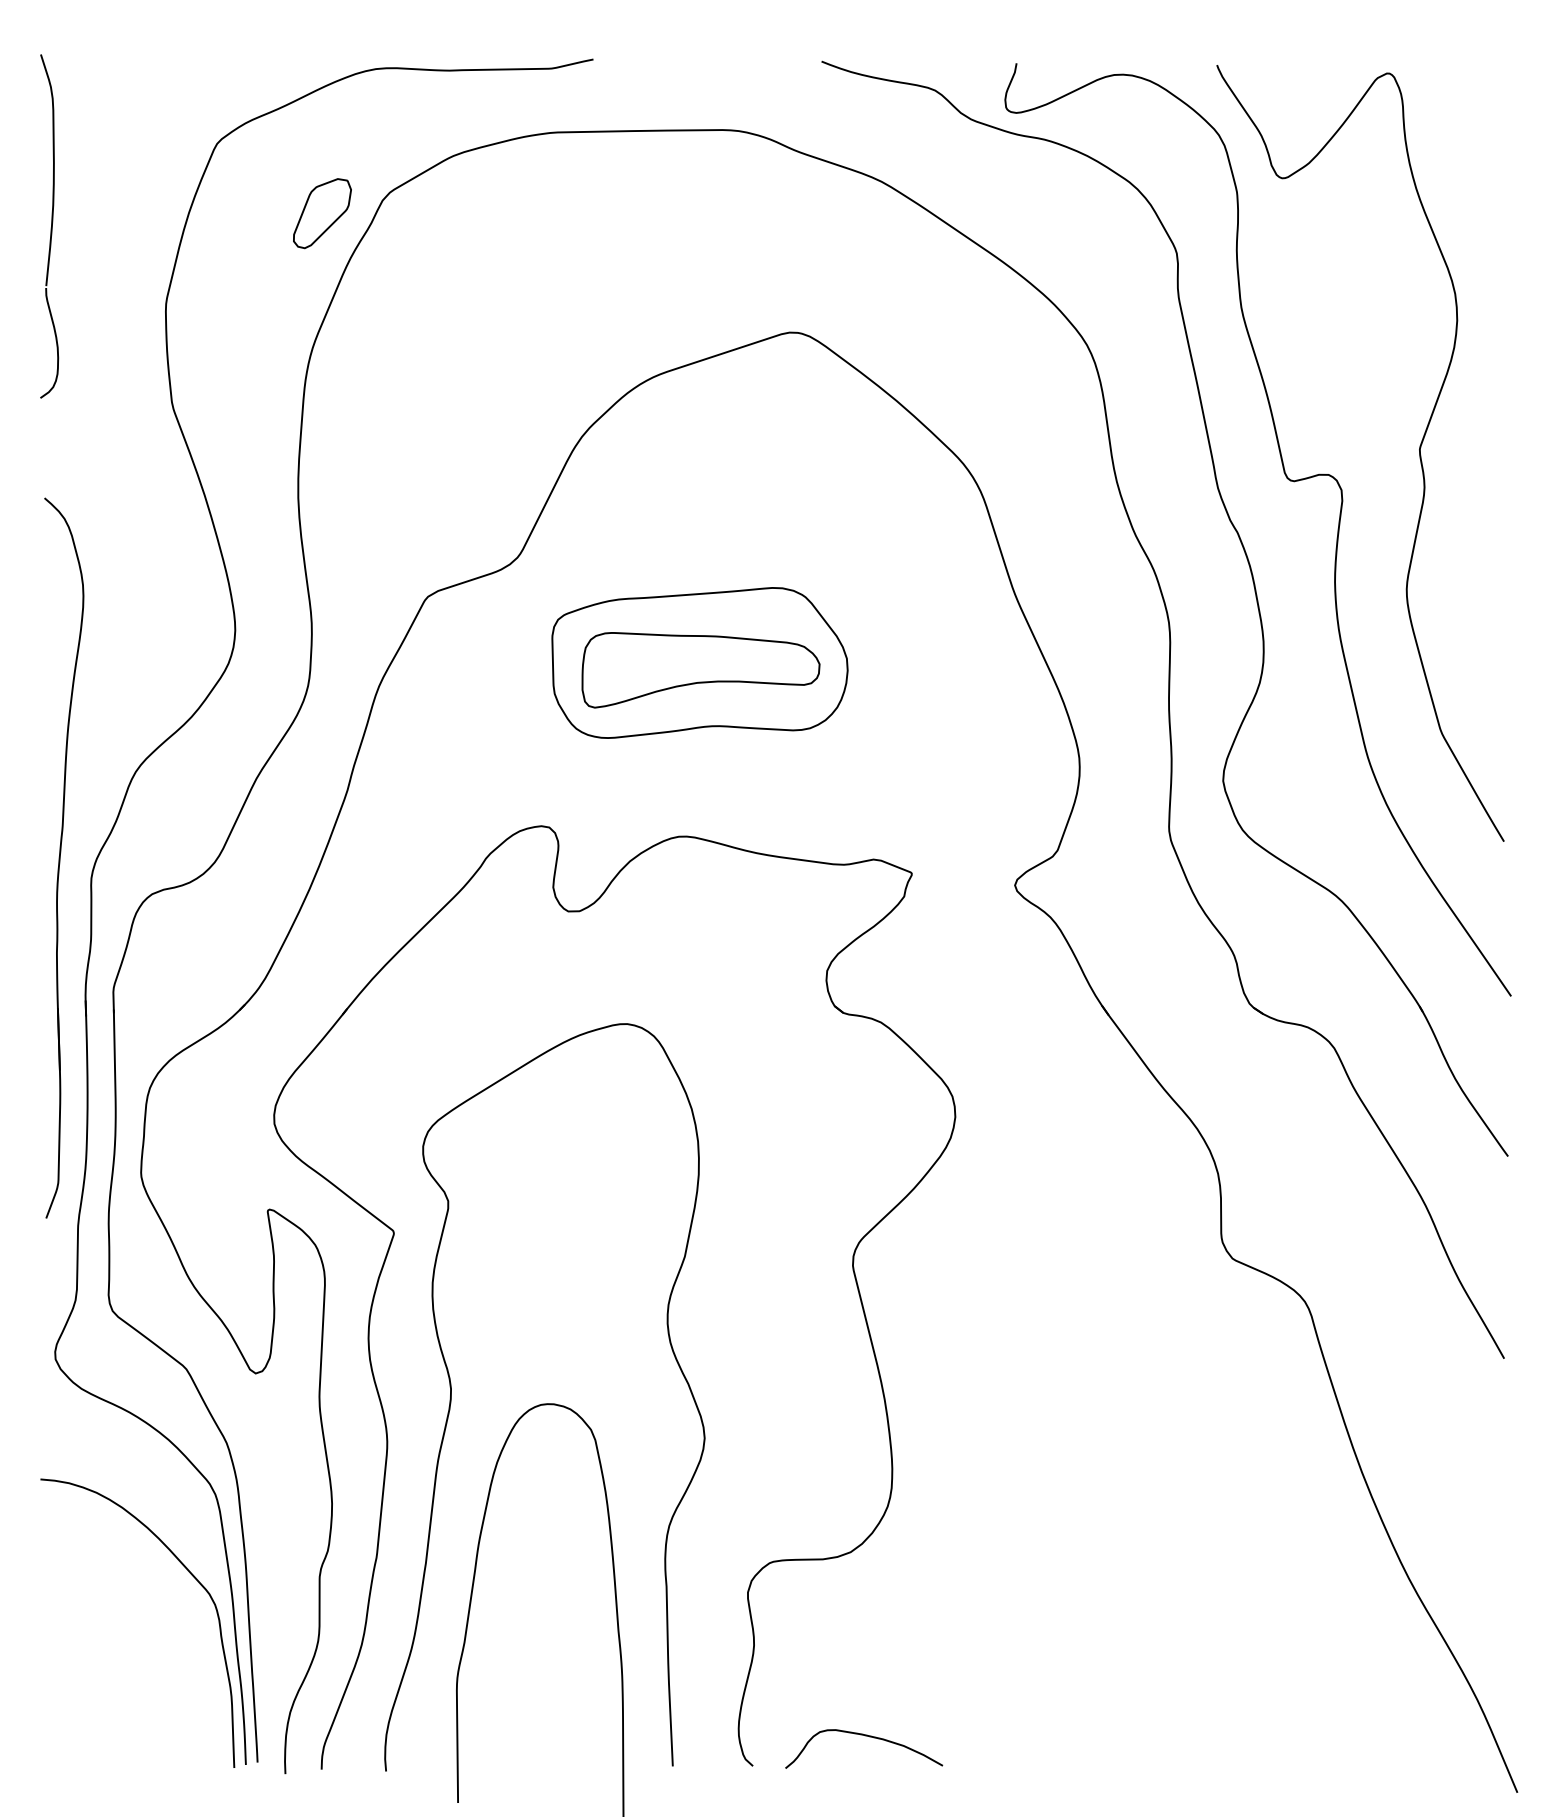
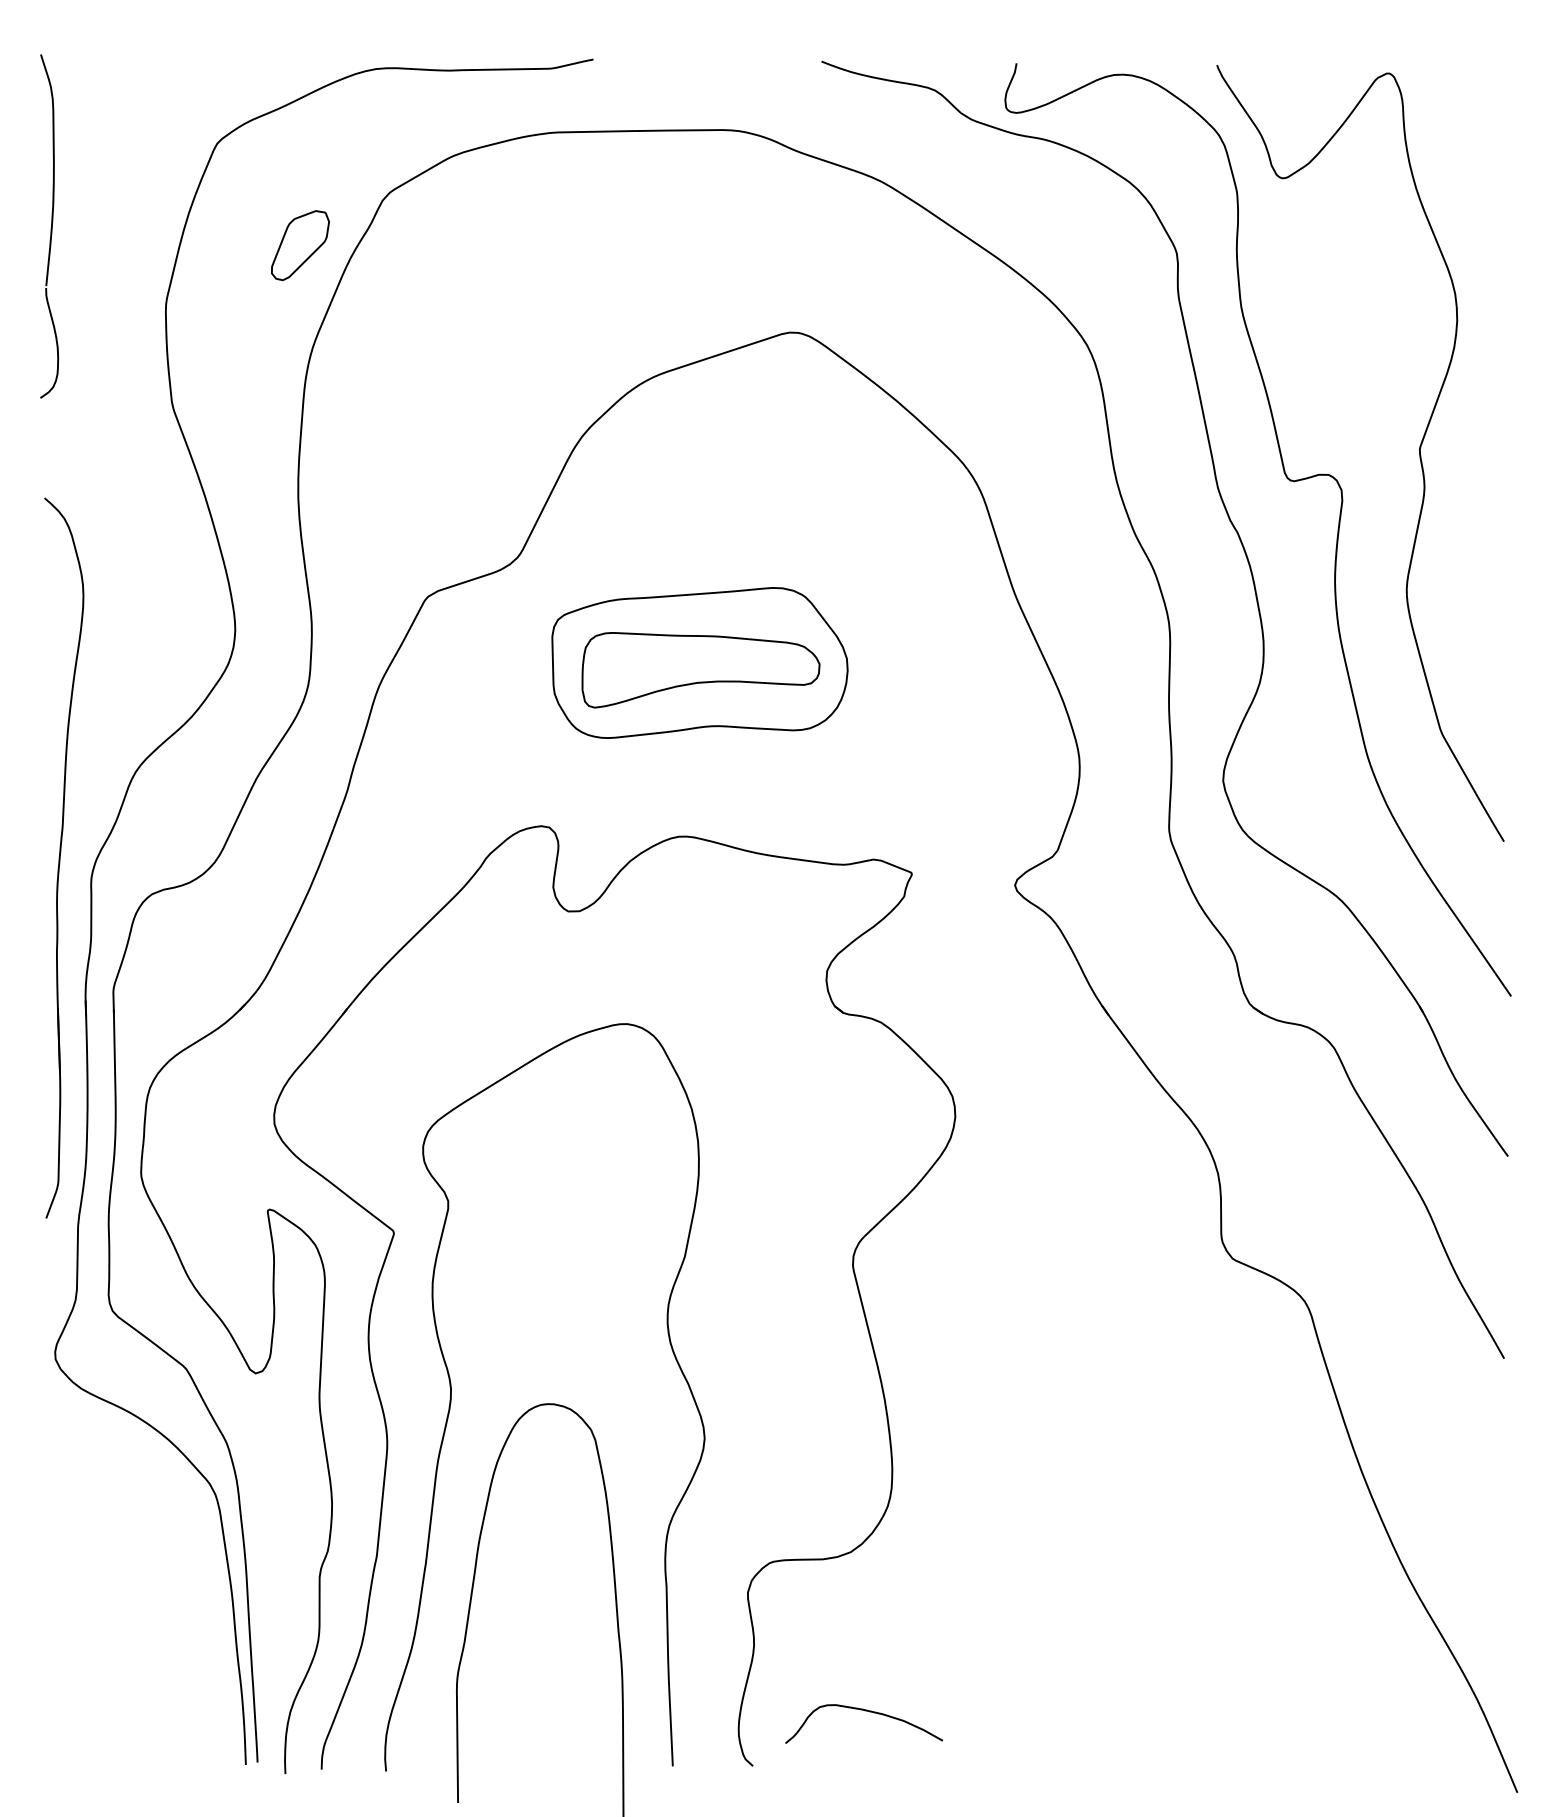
part position: (322, 213) -> (300, 245) (300, 245)
curve: present -> none (189, 1573)
curve position: (865, 1736) -> (865, 1711) (865, 1711)
